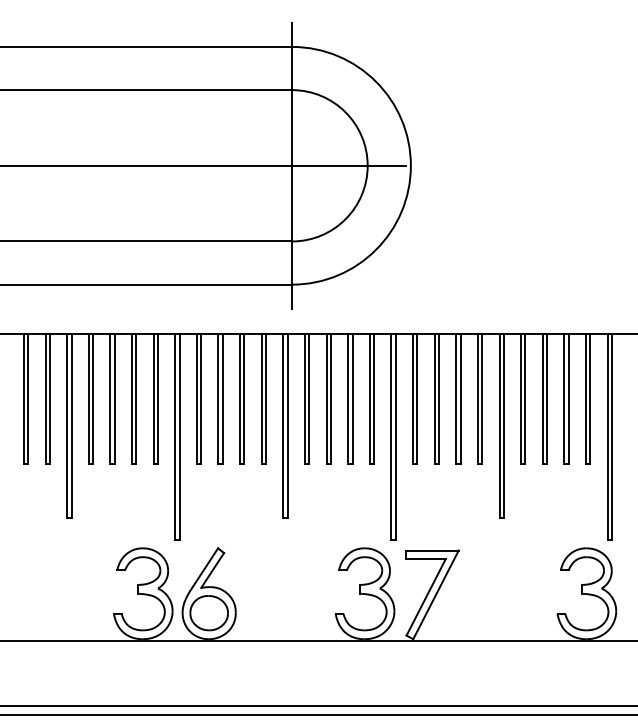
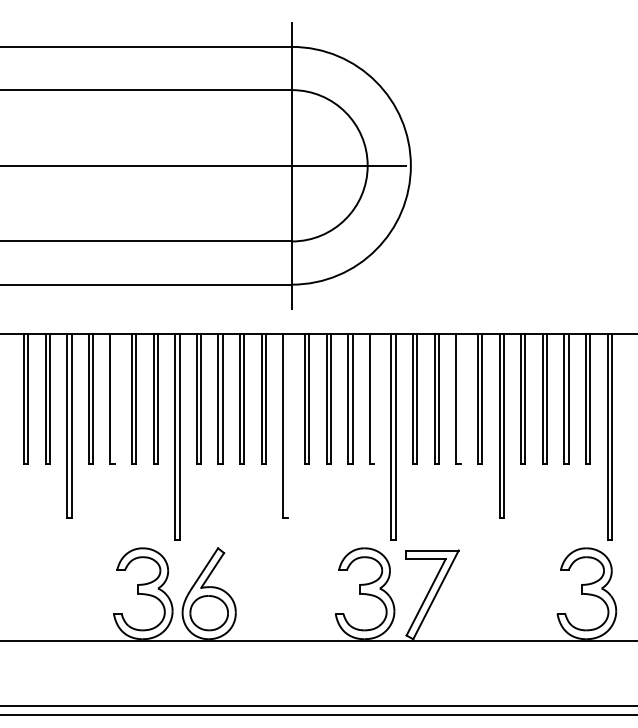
line: present -> none (114, 399)
line: present -> none (374, 399)
line: present -> none (460, 399)
line: present -> none (287, 426)
